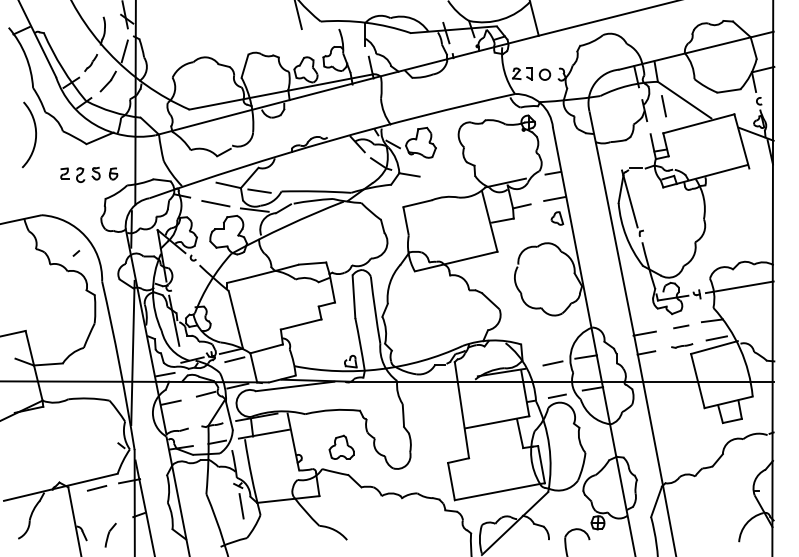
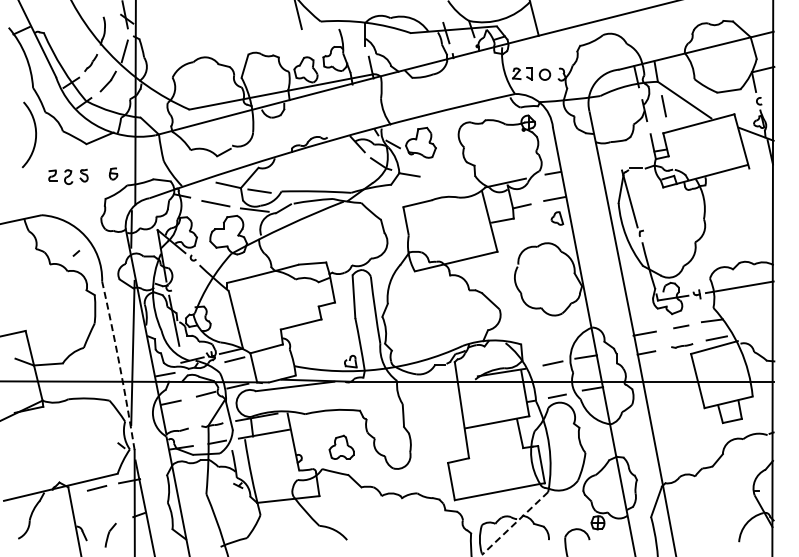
part position: (80, 174) -> (68, 176) (68, 176)
arc: solid -> dashed (119, 365)
line: present -> none (241, 506)
line: solid -> dashed (515, 523)
